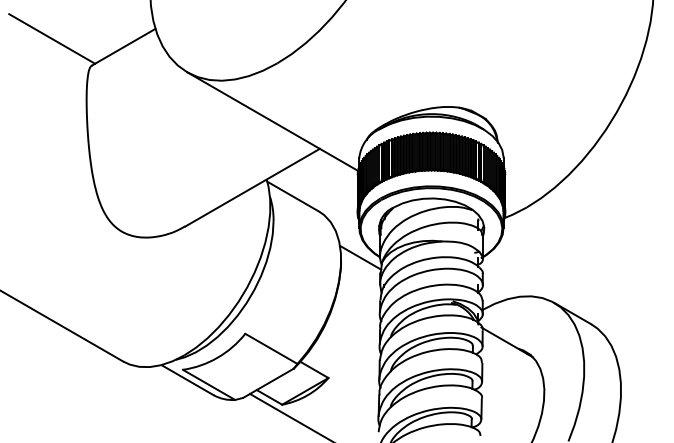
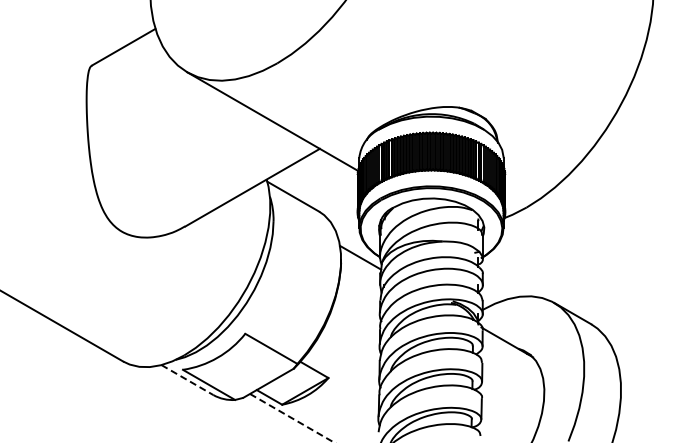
line: present -> none (52, 38)
line: solid -> dashed (187, 380)
line: solid -> dashed (292, 418)
